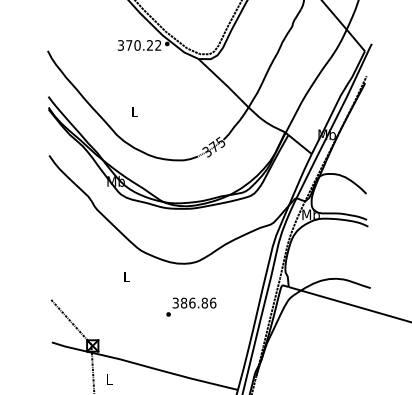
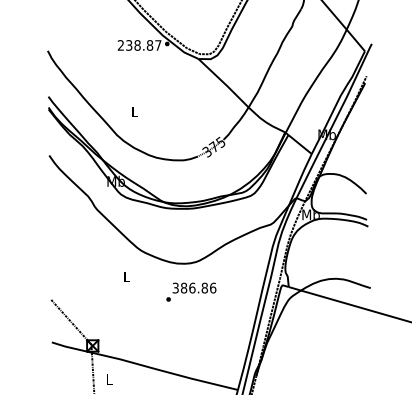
text: 370.22 -> 238.87 (139, 45)
text position: (191, 306) -> (191, 291) (191, 291)
